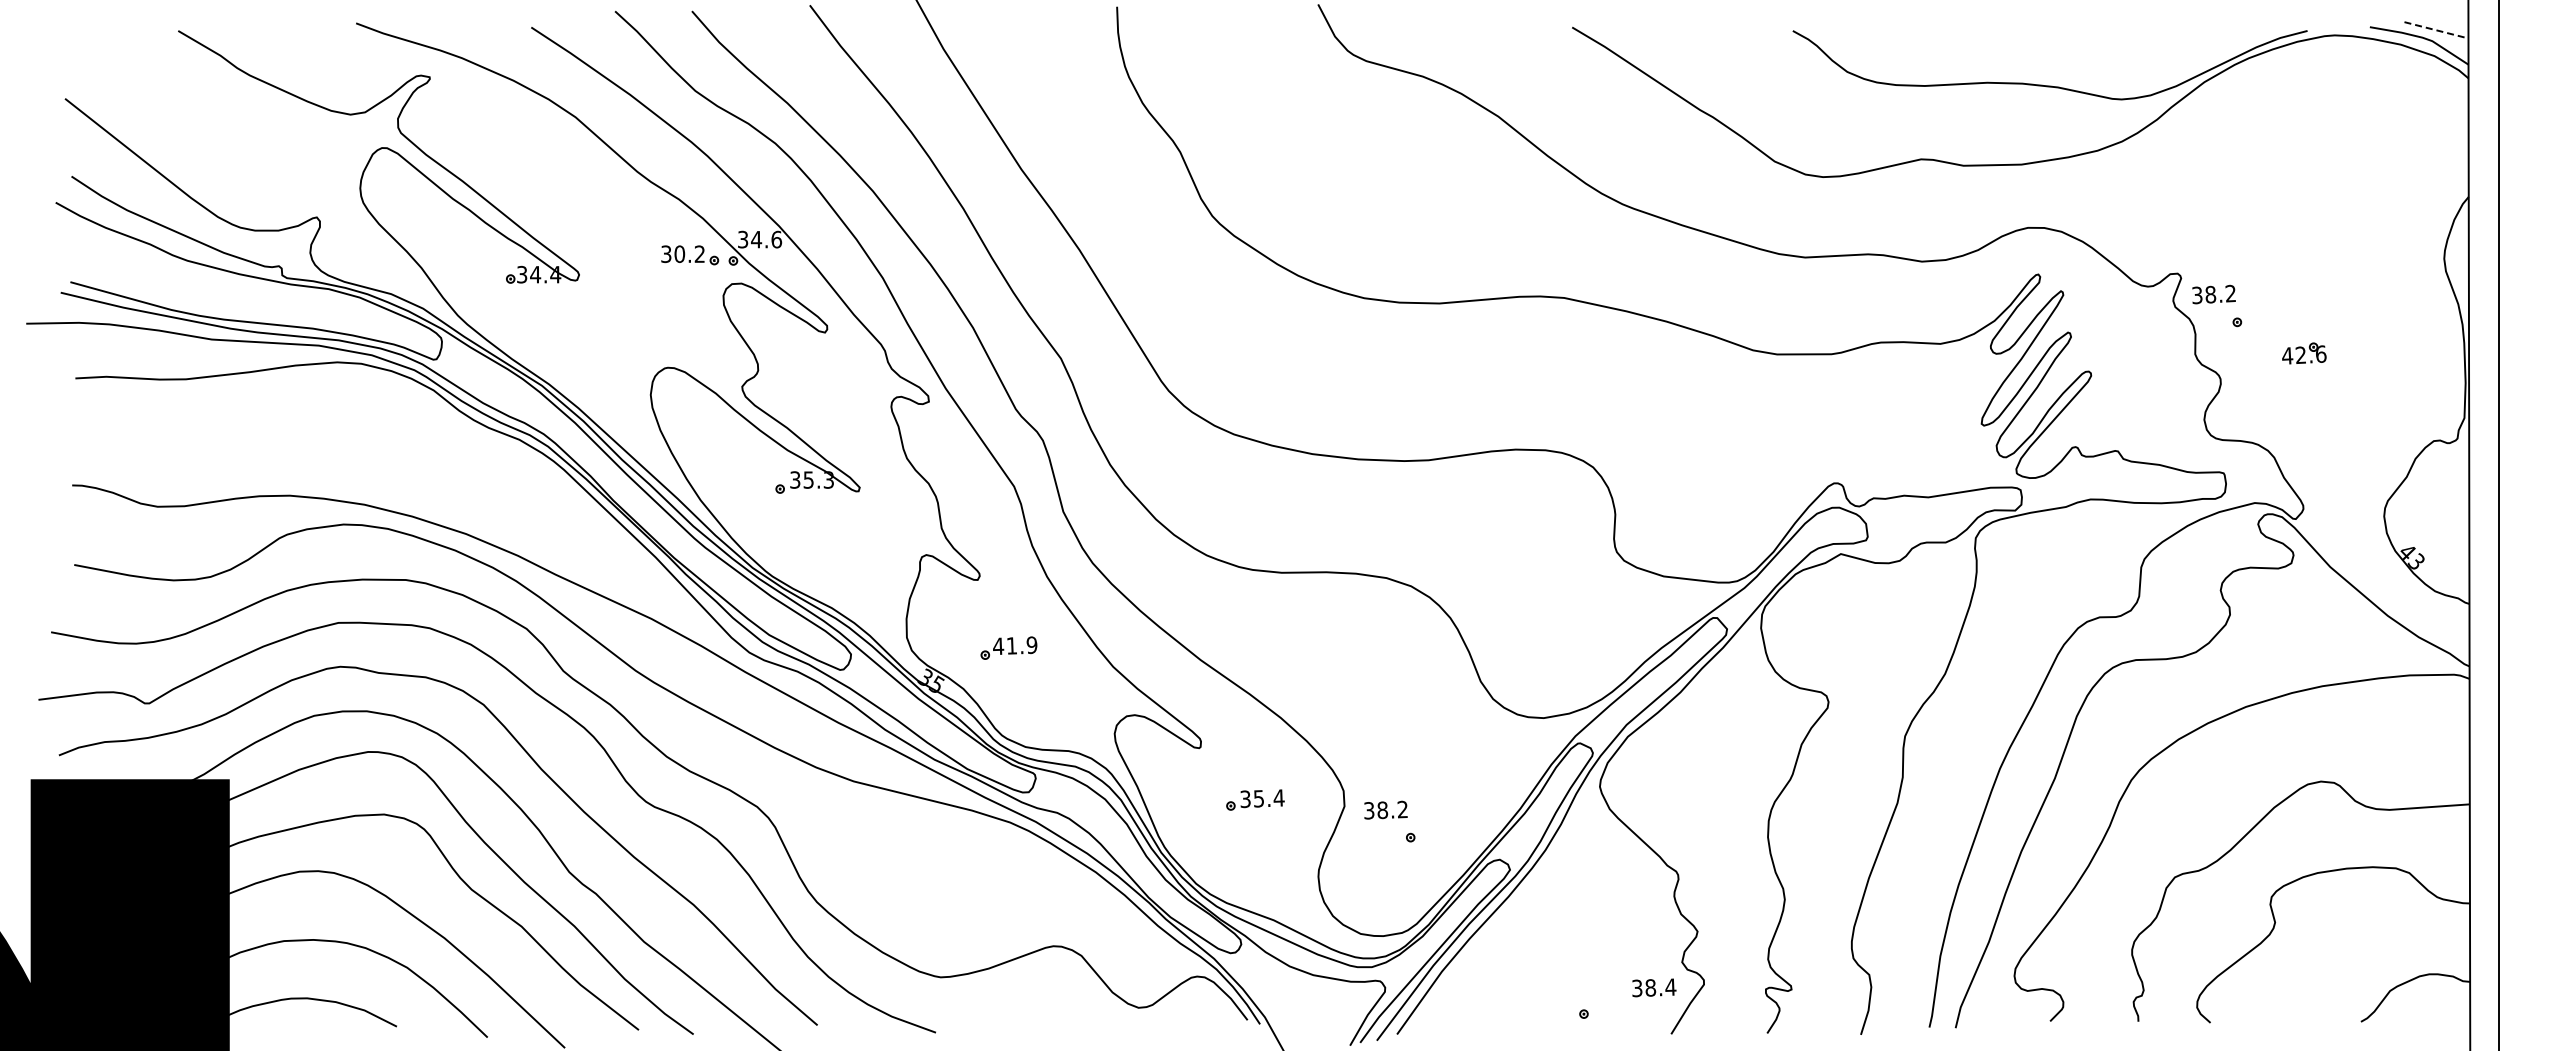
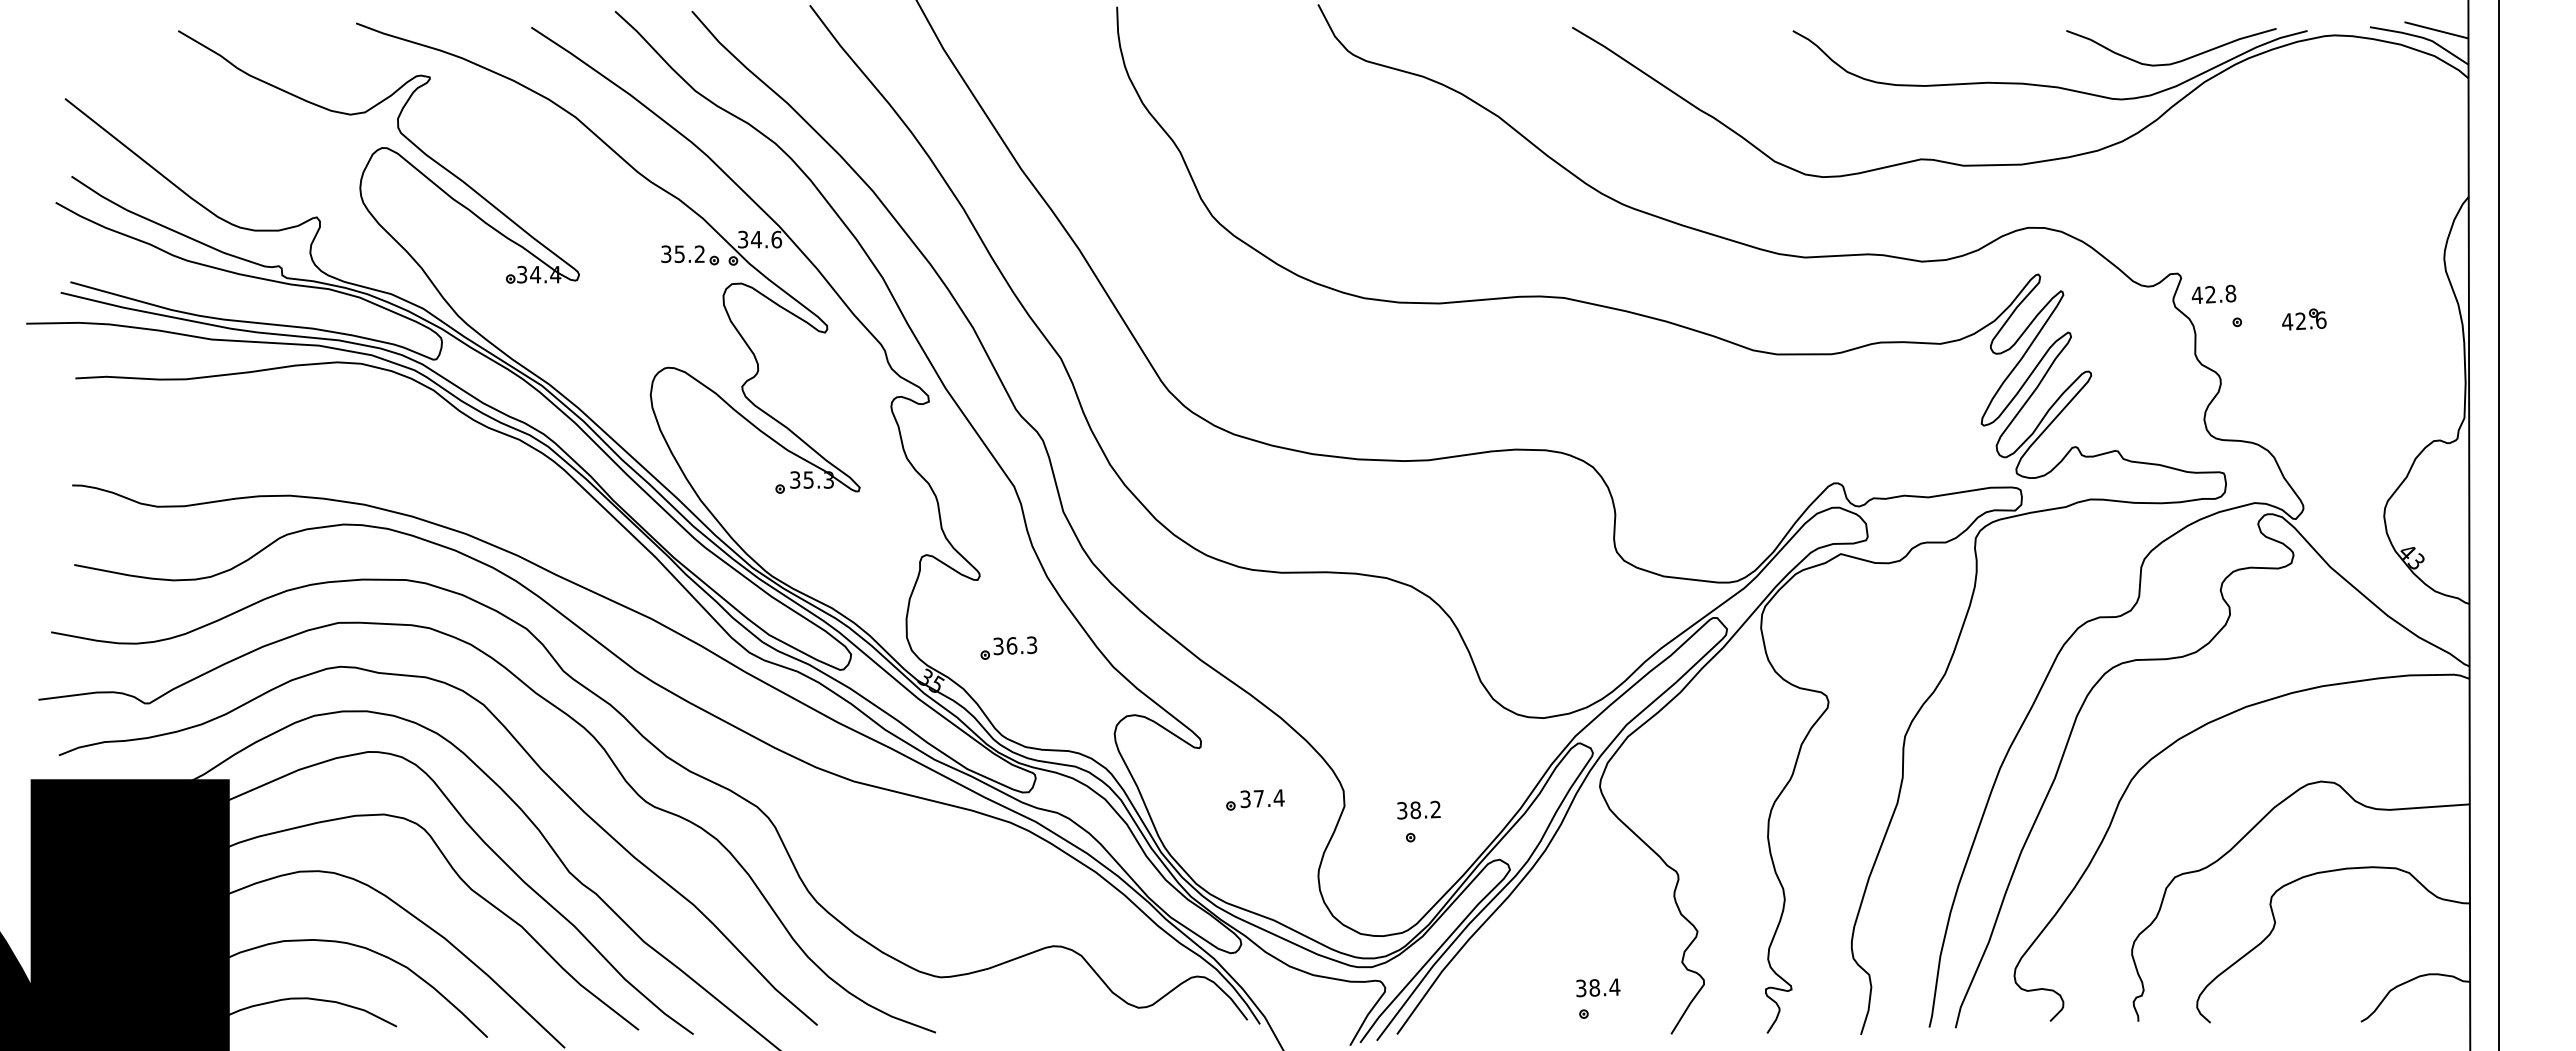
line: dashed -> solid (2436, 30)
curve: none -> present (2176, 61)
text: 30.2 -> 35.2 (679, 254)
text: 38.2 -> 42.8 (2213, 294)
part position: (2304, 353) -> (2304, 319) (2304, 319)
text: 41.9 -> 36.3 (1015, 645)
text: 35.4 -> 37.4 (1258, 798)
text position: (1385, 809) -> (1418, 809) (1418, 809)
text position: (1654, 987) -> (1598, 987) (1598, 987)
